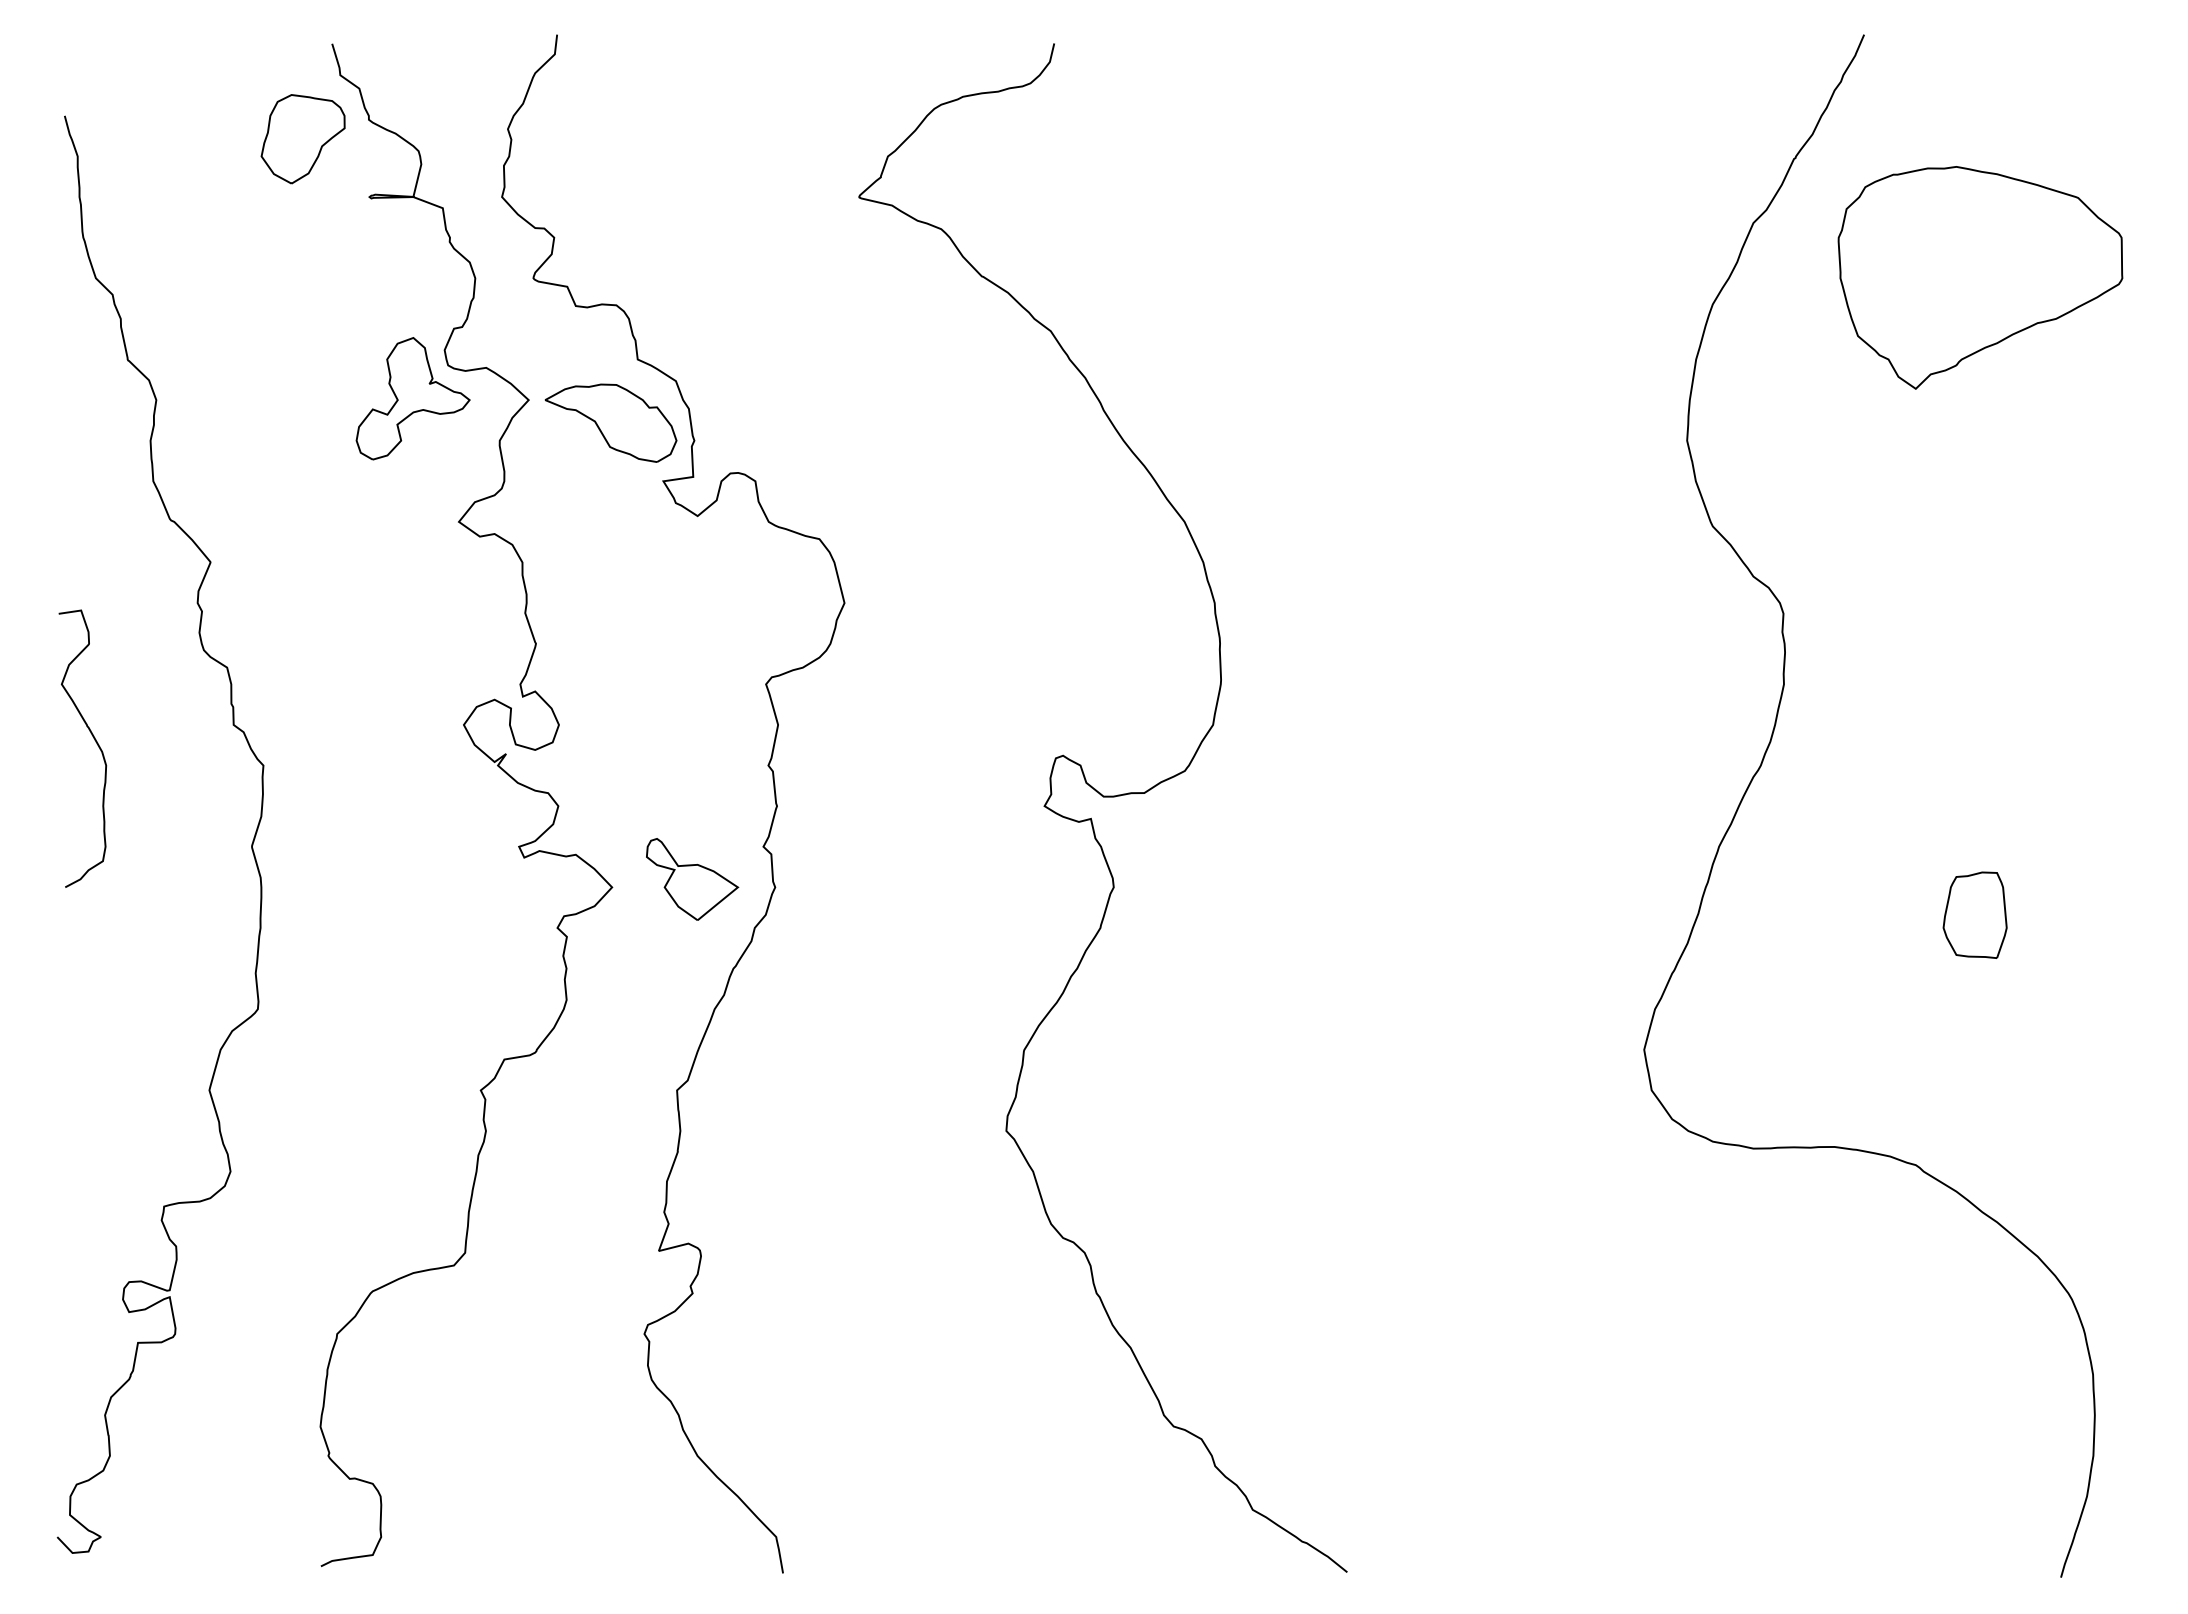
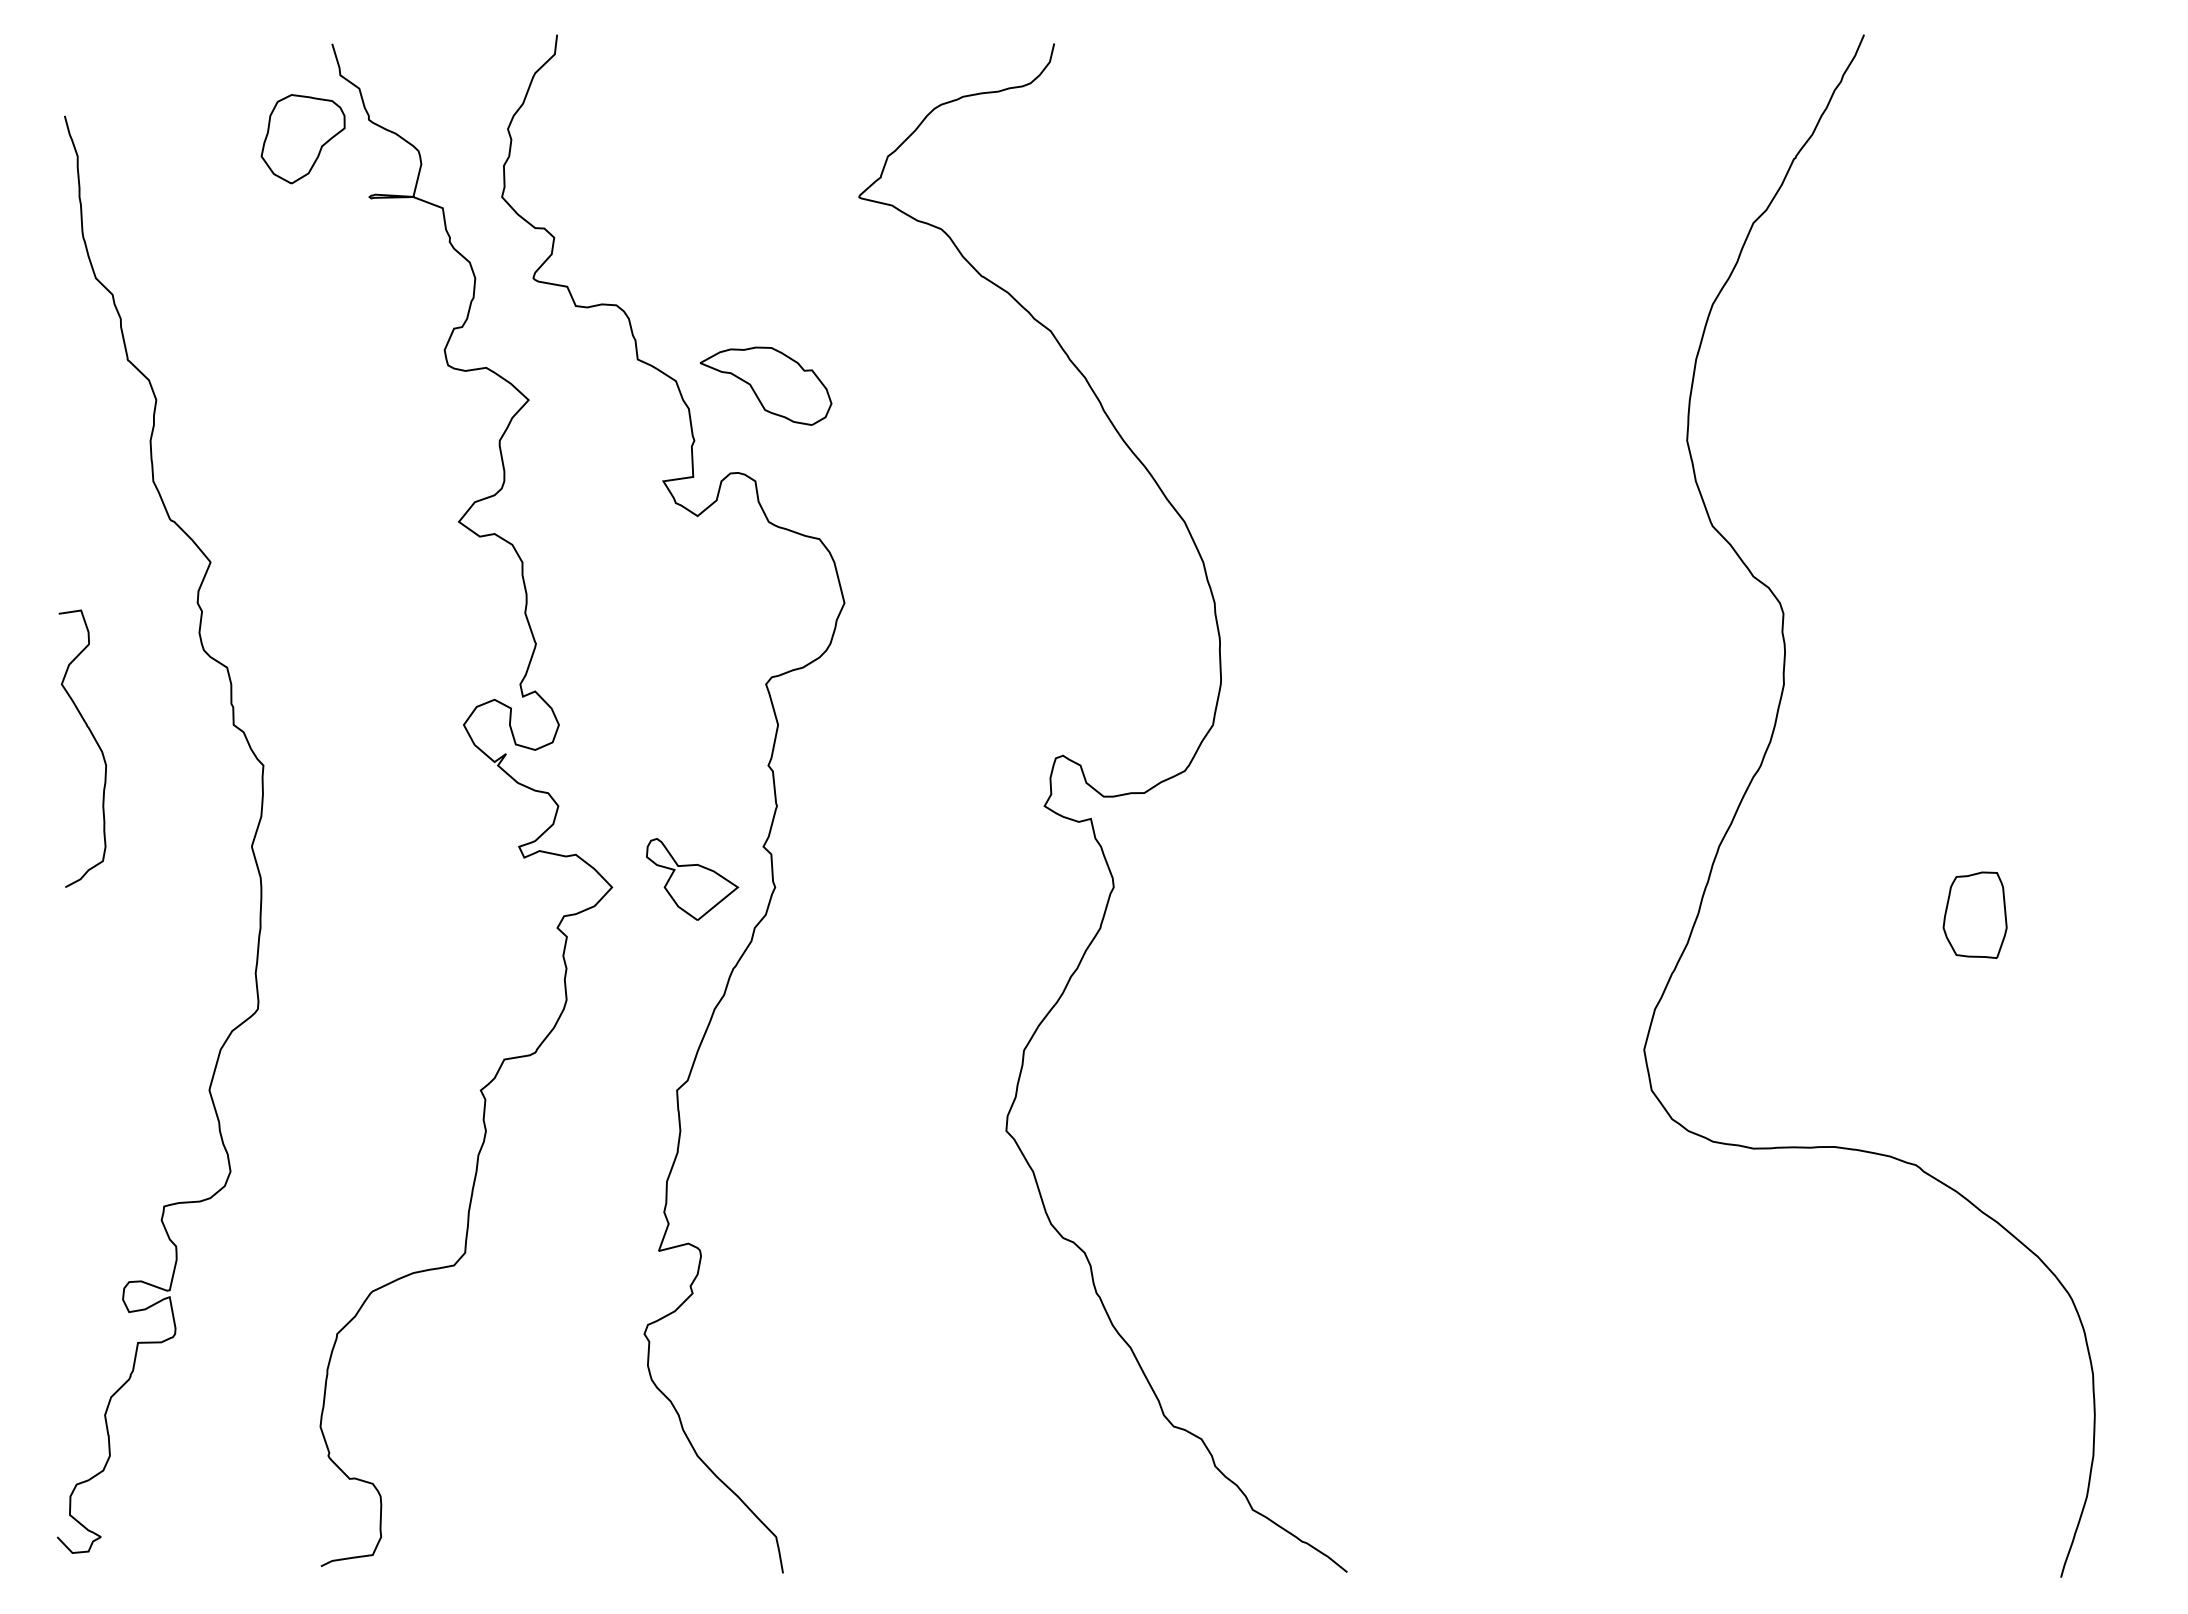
part: present -> none (1980, 277)
part: present -> none (412, 398)
part position: (610, 422) -> (765, 385) (765, 385)
